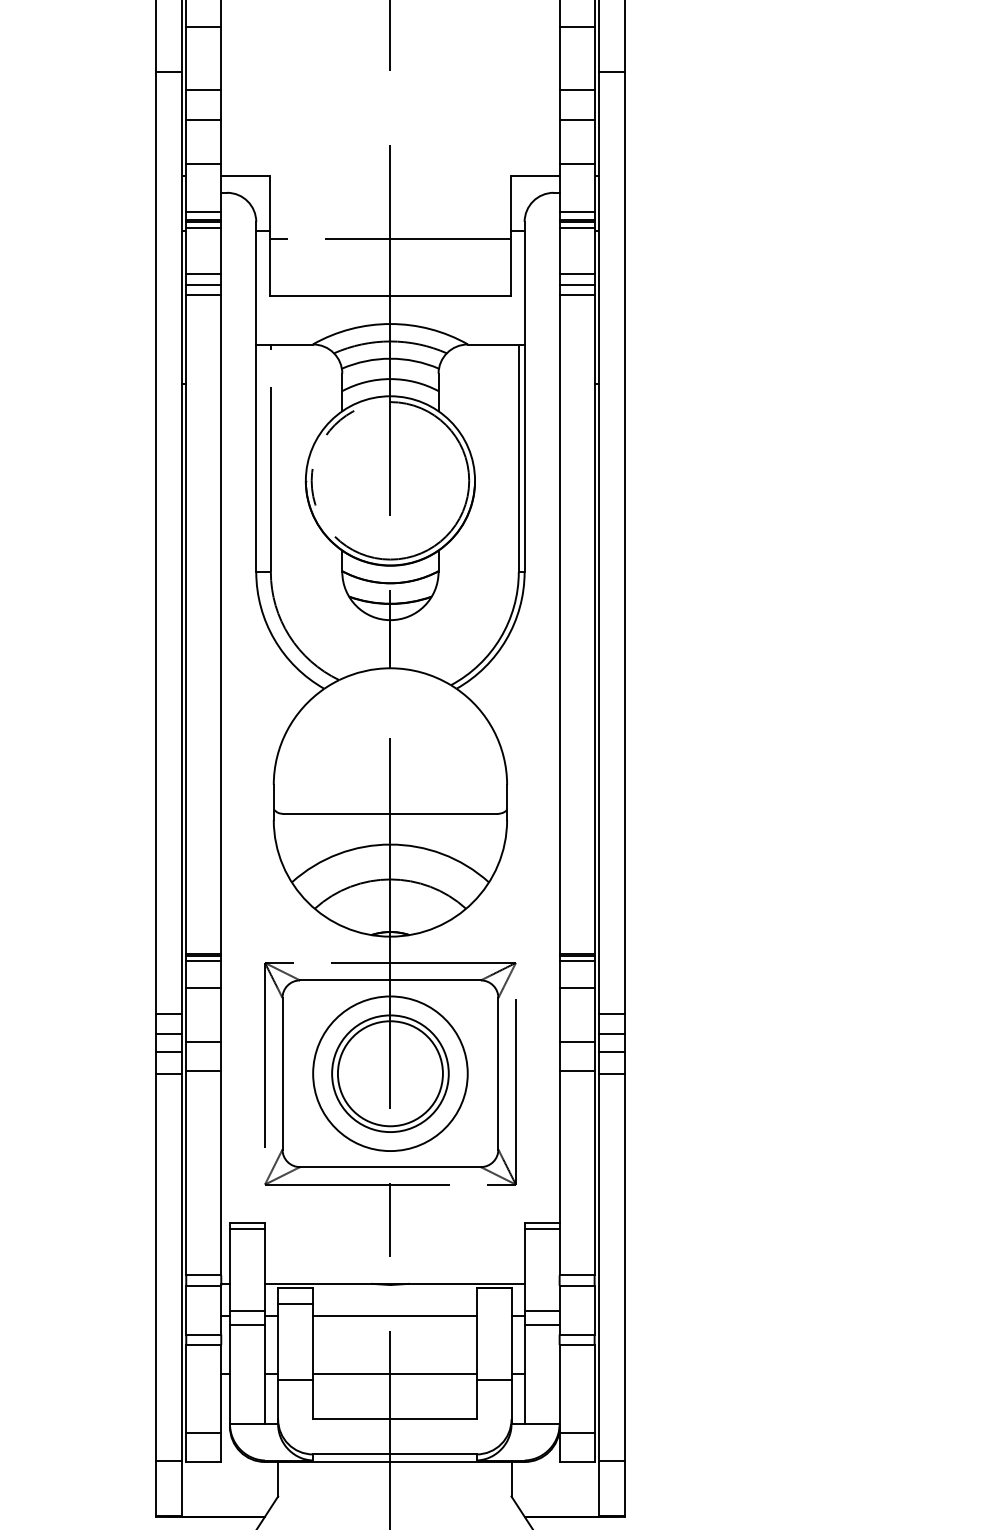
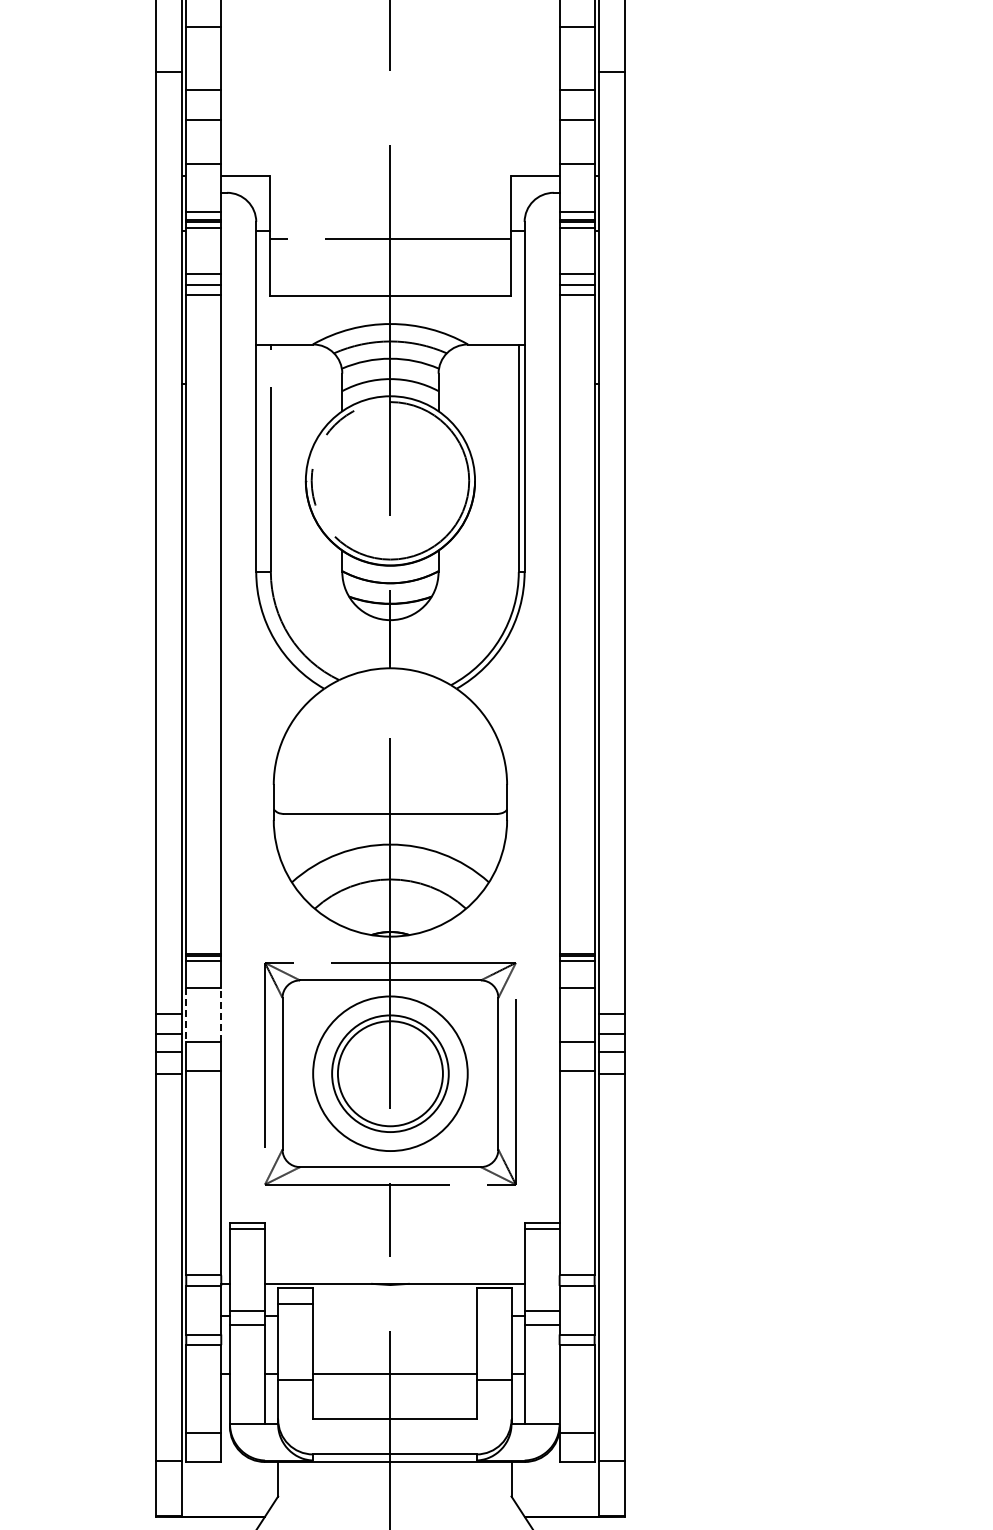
line: solid -> dashed (186, 1015)
line: solid -> dashed (221, 1015)
line: present -> none (394, 1315)
